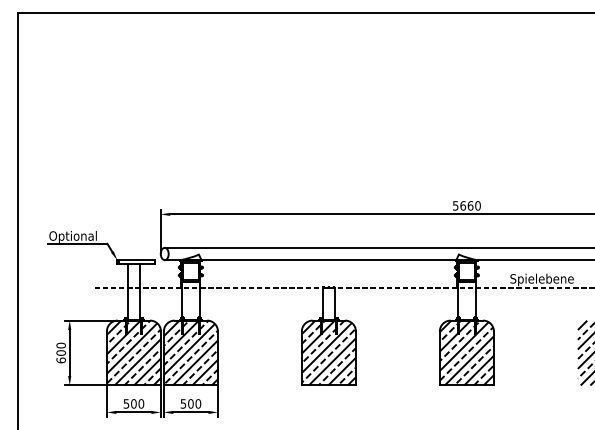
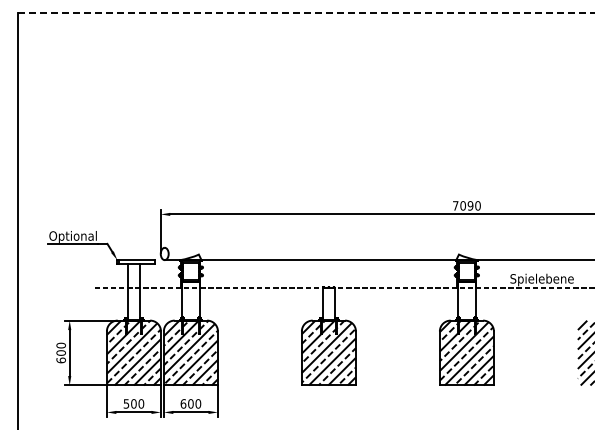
line: solid -> dashed (306, 12)
text: 5660 -> 7090 (463, 205)
line: present -> none (377, 247)
text: 500 -> 600 (183, 403)
